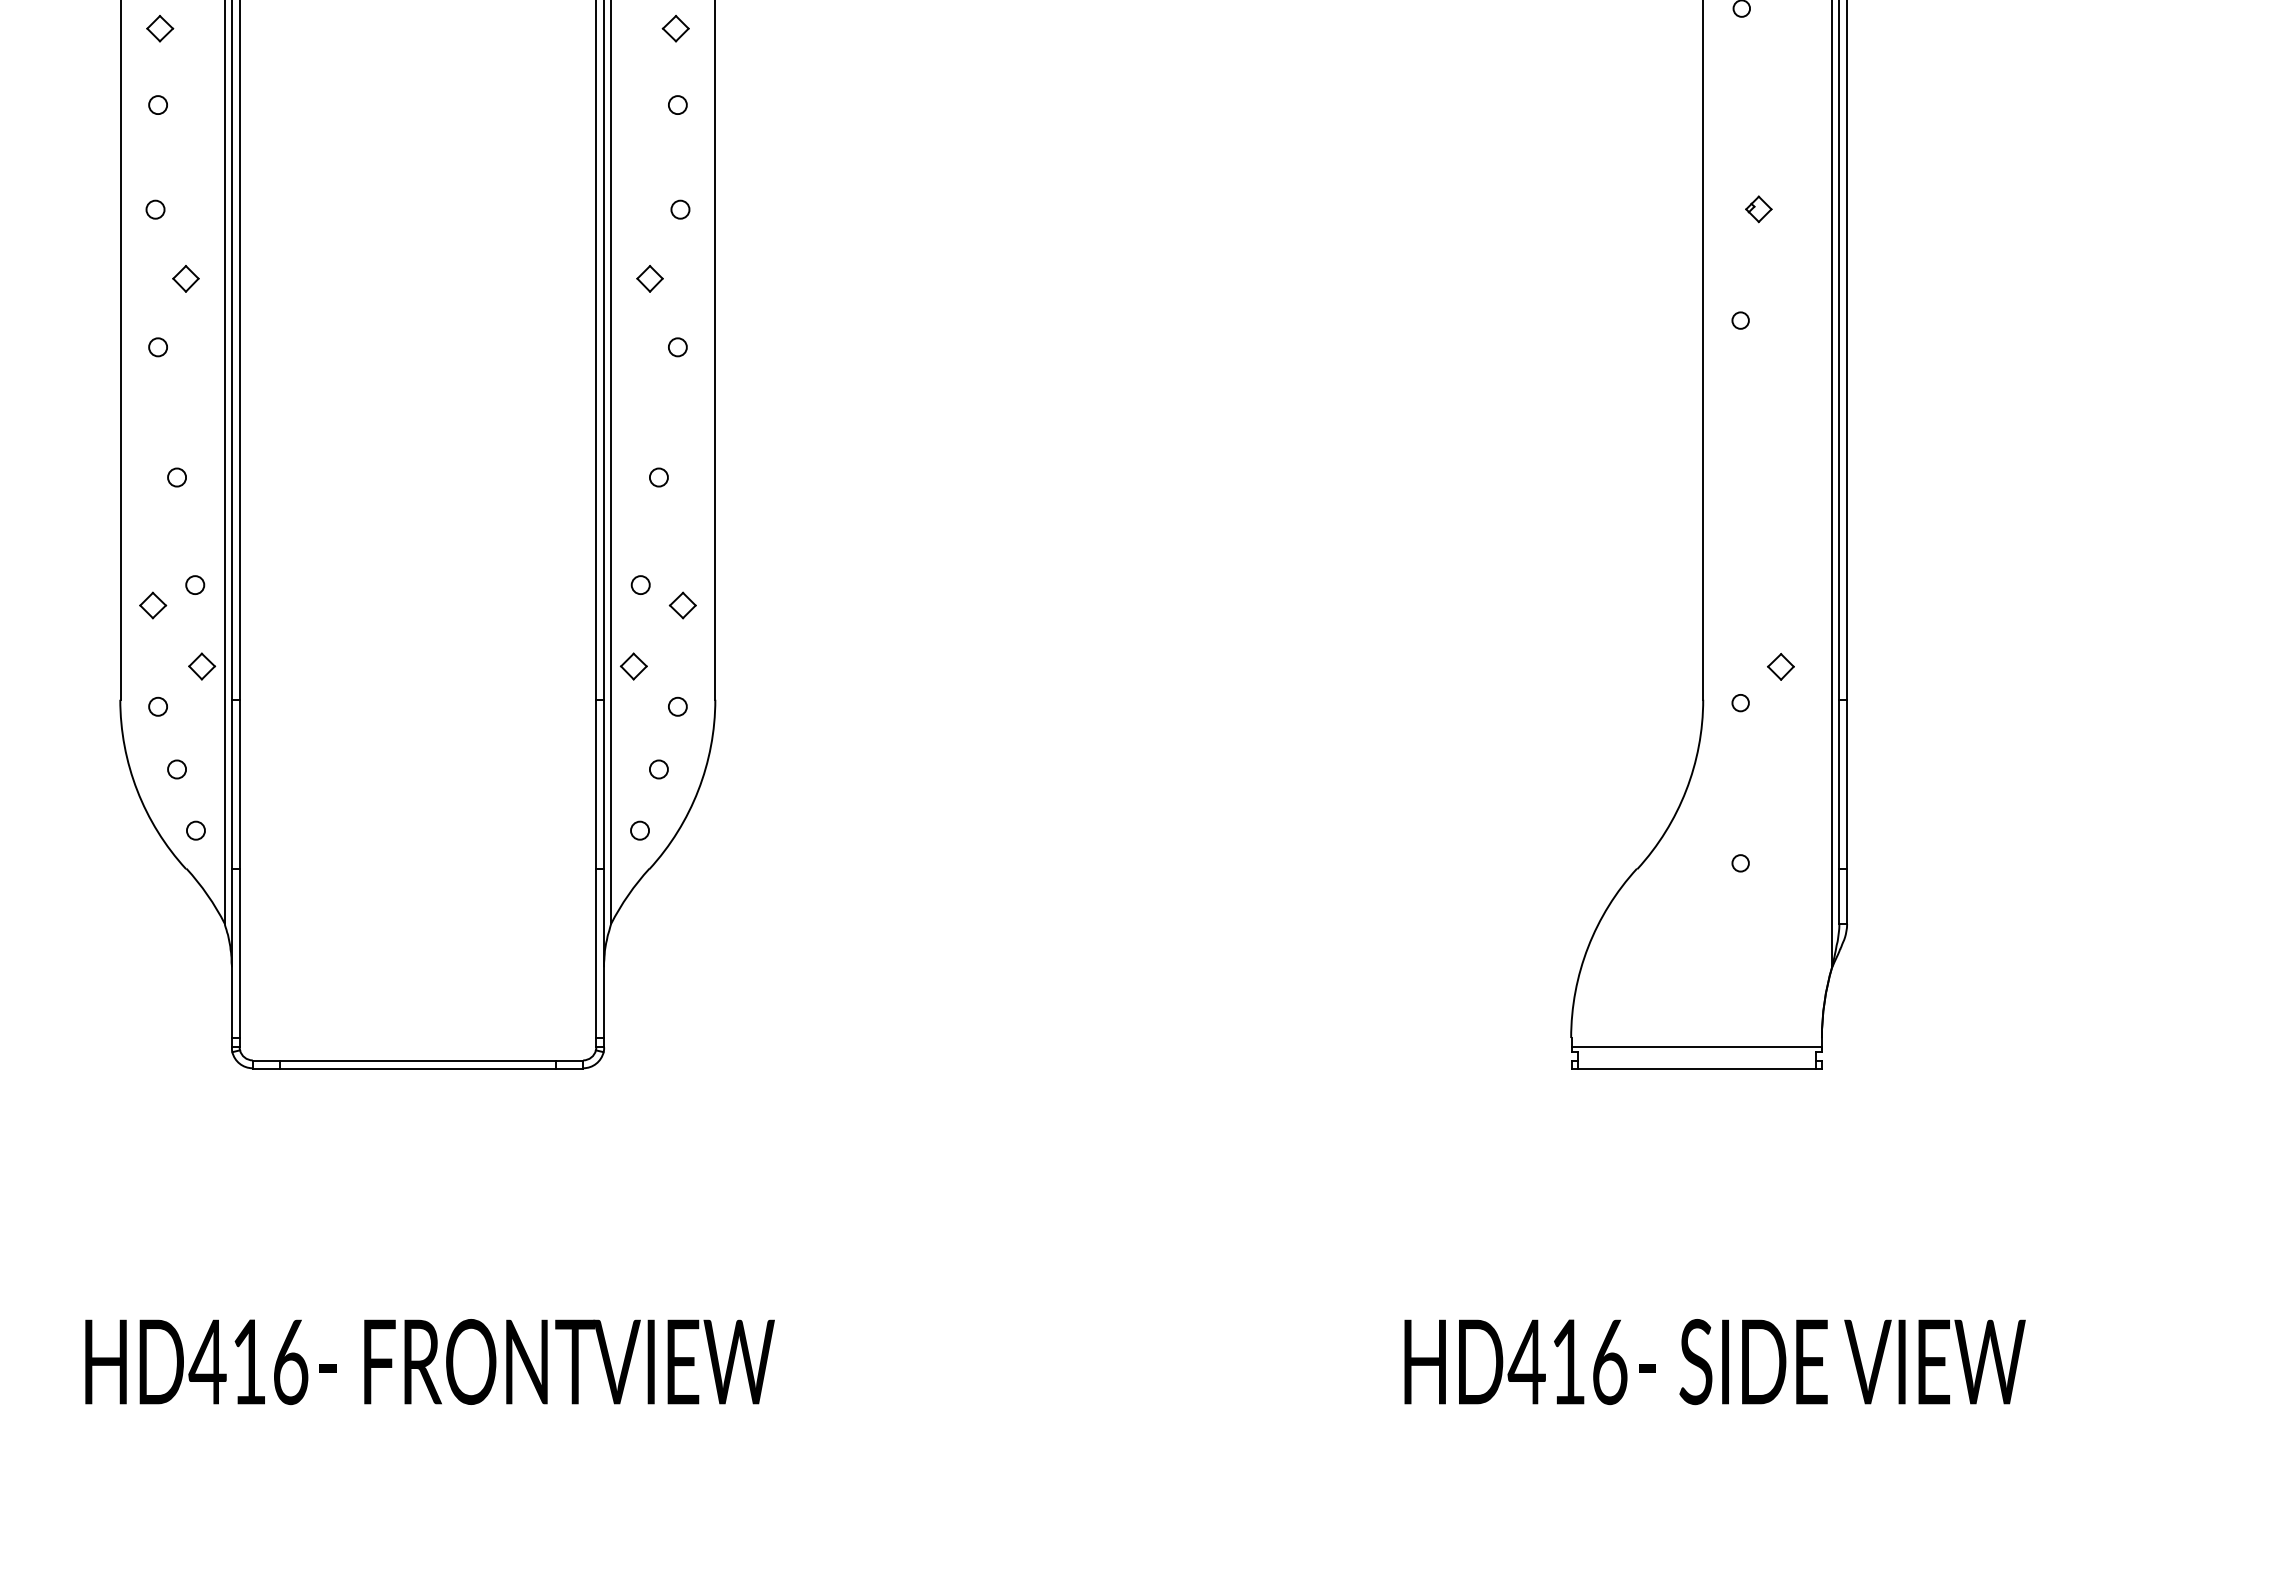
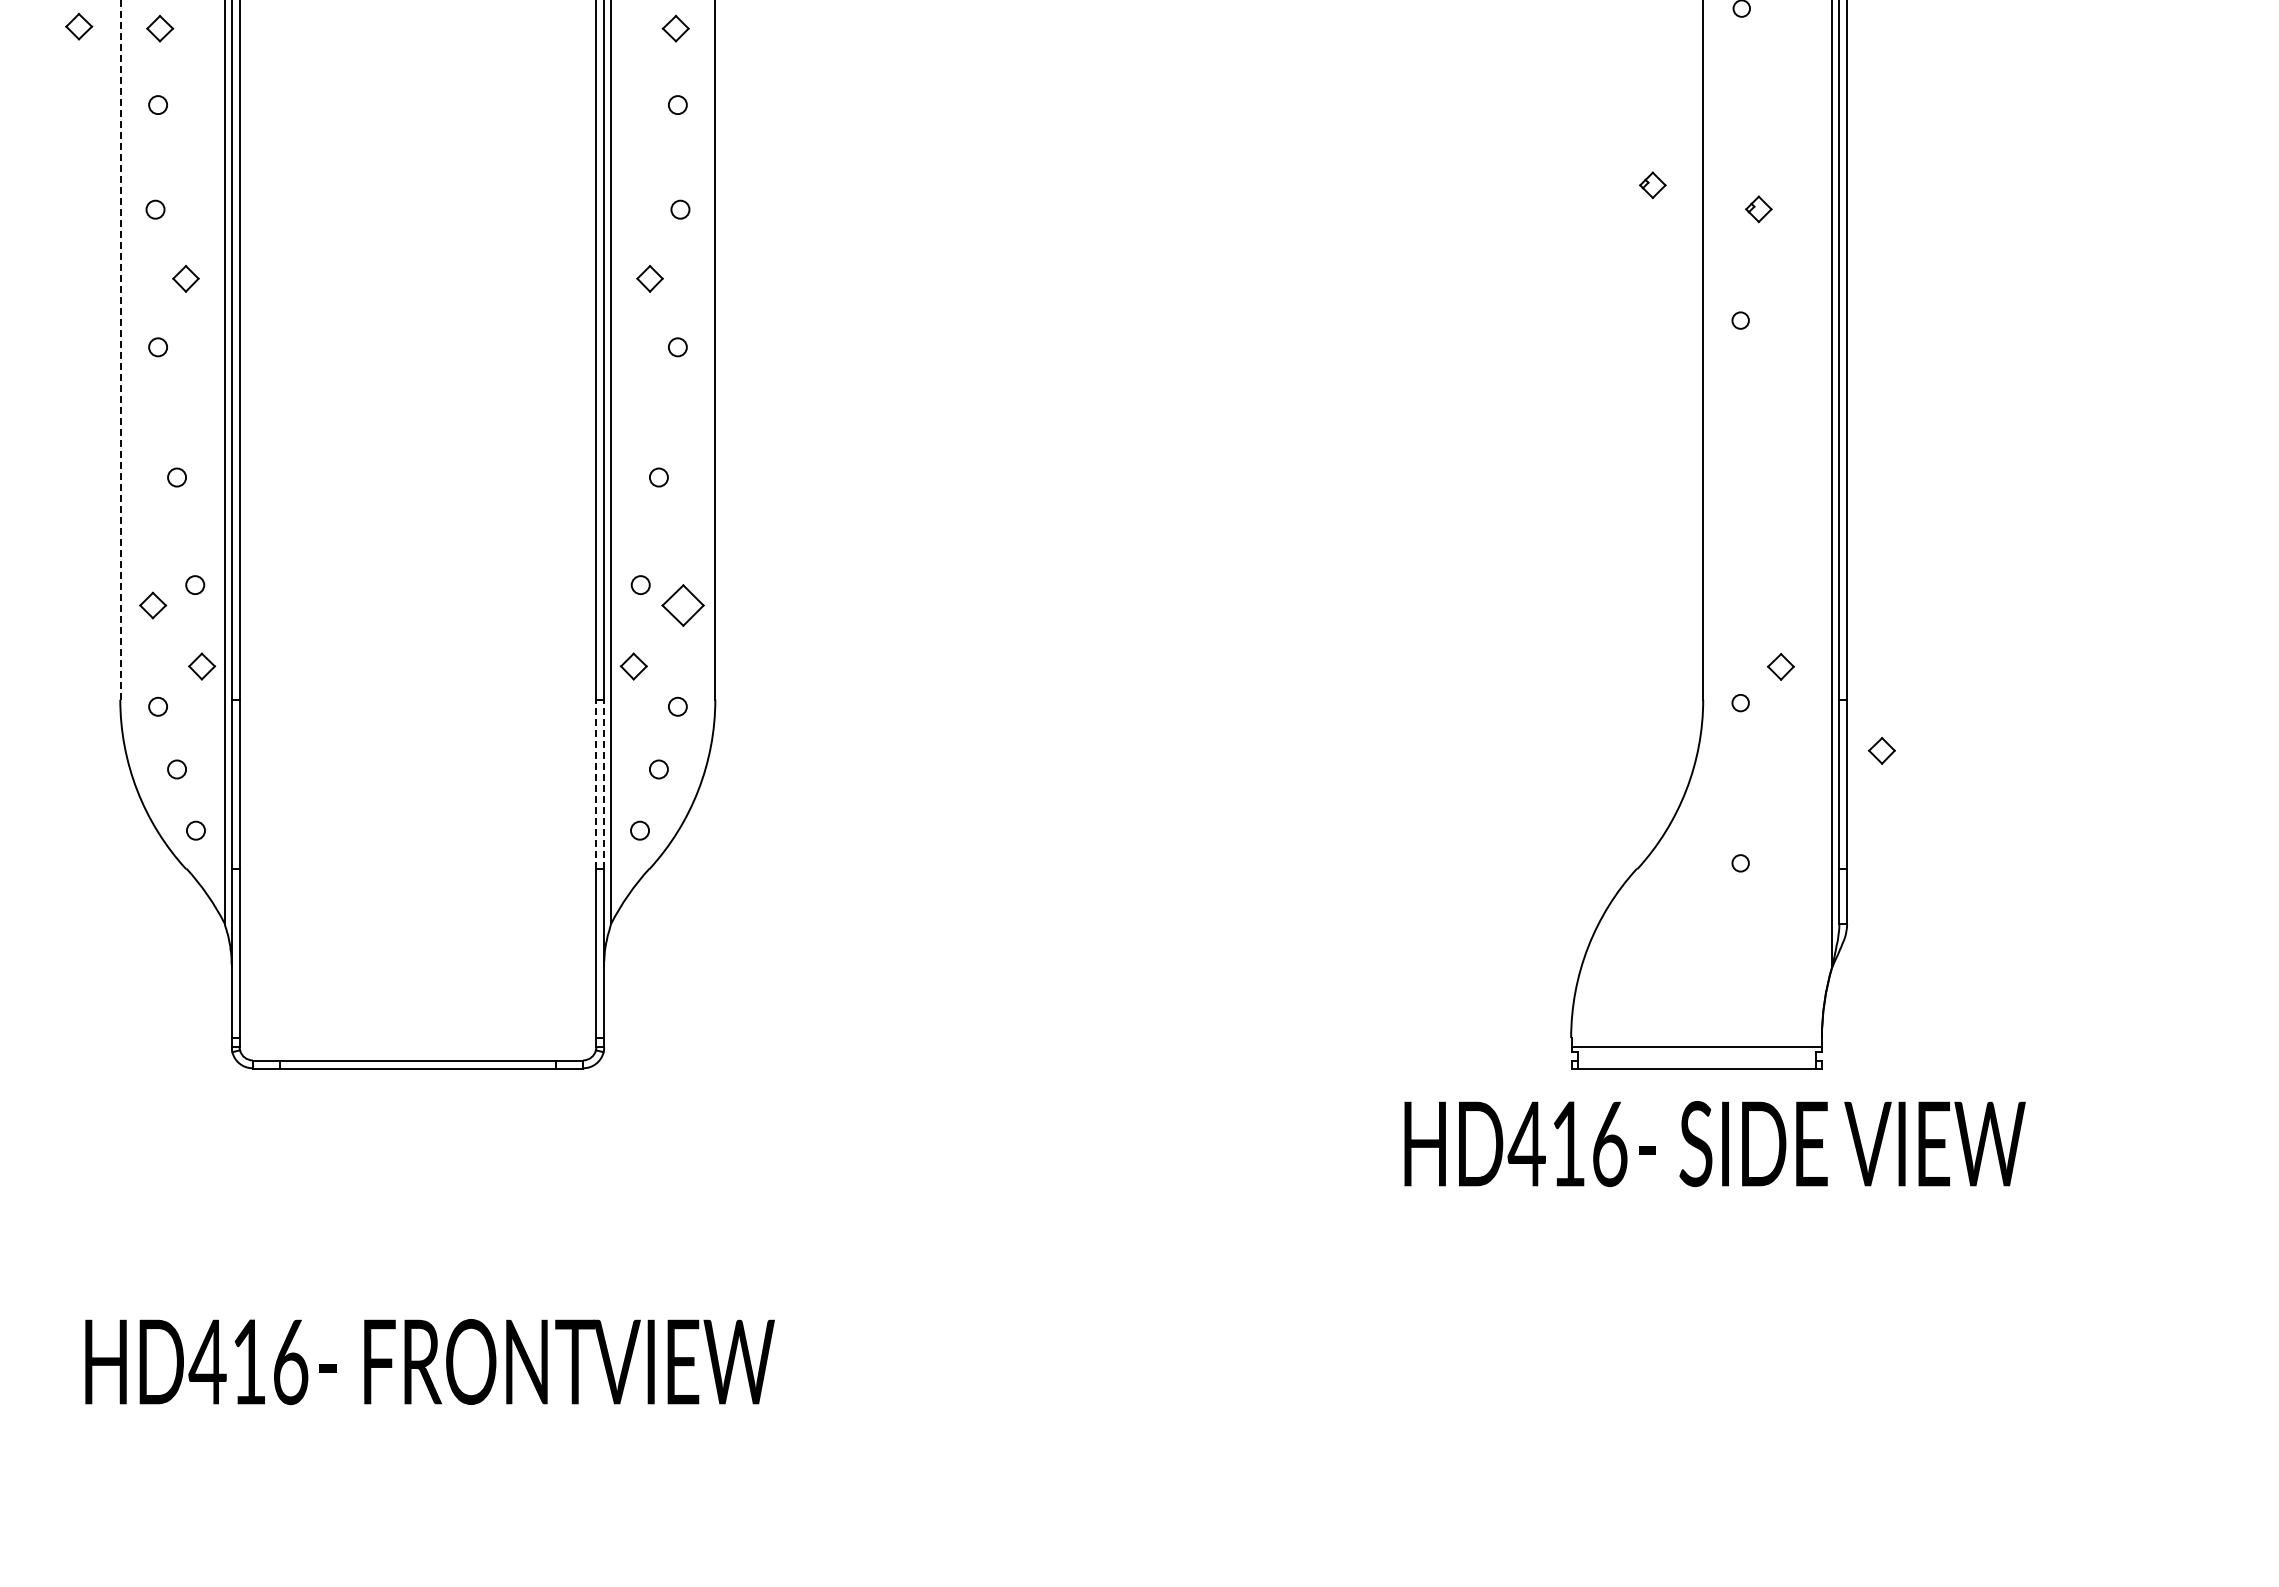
part: none -> present (79, 26)
part: none -> present (1652, 185)
line: solid -> dashed (120, 350)
part size: 29x29 px -> 44x43 px (682, 605)
part: none -> present (1881, 750)
line: solid -> dashed (596, 784)
line: solid -> dashed (604, 784)
text position: (1714, 1362) -> (1714, 1144) (1714, 1144)
